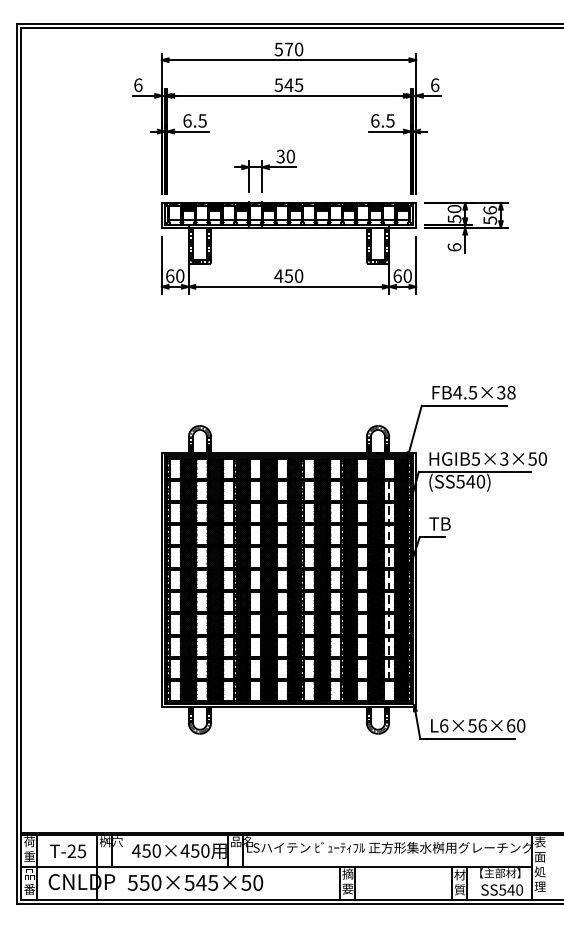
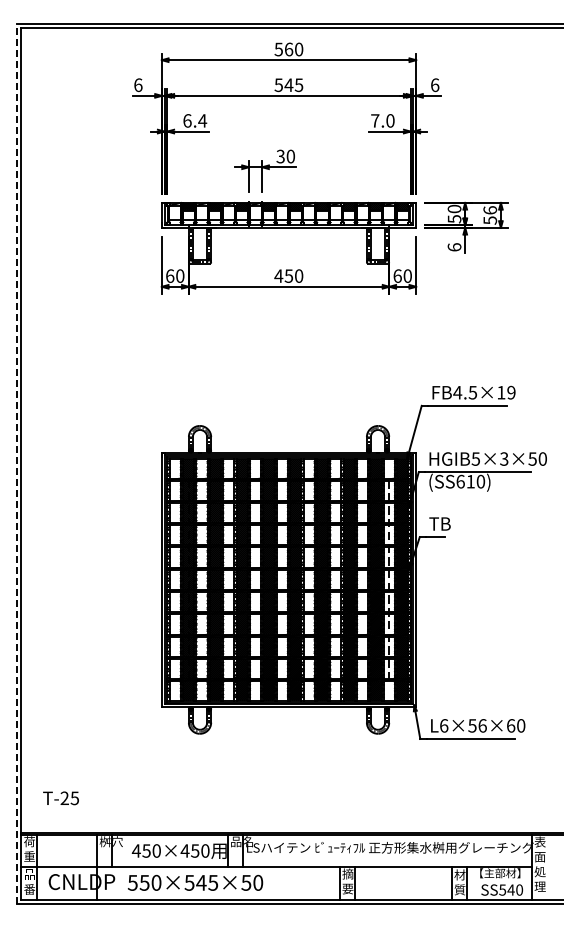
text: 570 -> 560 (288, 49)
text: 6.5 -> 6.4 (202, 120)
text: 6.5 -> 7.0 (382, 120)
text: FB4.5×38 -> FB4.5×19 (506, 392)
line: solid -> dashed (16, 463)
text: (SS540) -> (SS610) (465, 481)
text position: (67, 851) -> (60, 798) (60, 798)
